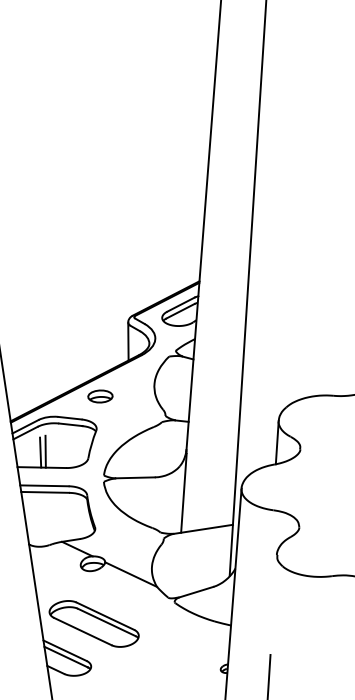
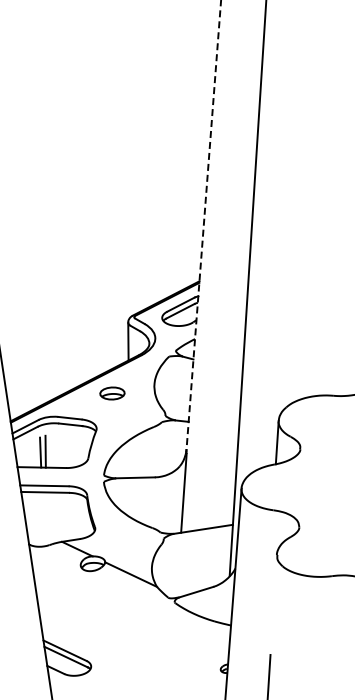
line: solid -> dashed (203, 225)
part position: (100, 396) -> (112, 393) (112, 393)
part: present -> none (93, 623)
